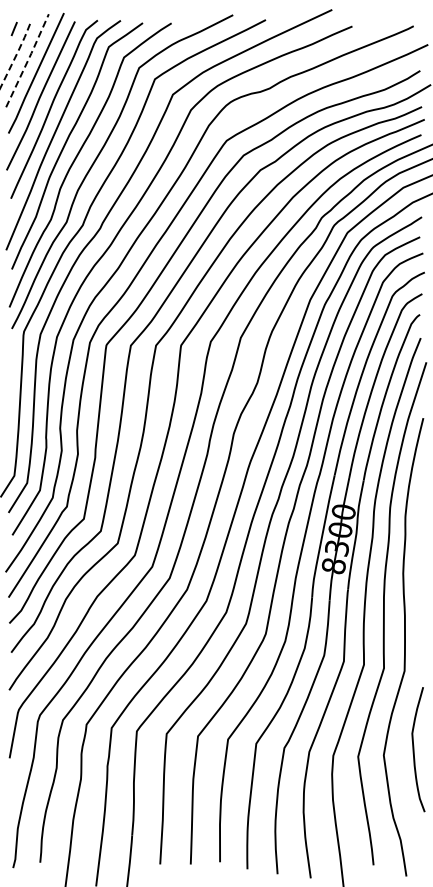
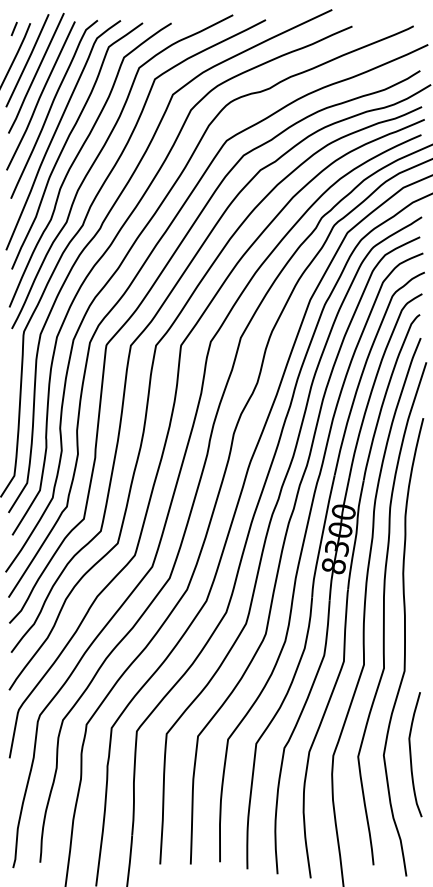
line: dashed -> solid (16, 54)
line: dashed -> solid (27, 61)
curve position: (414, 749) -> (411, 754) (411, 754)
